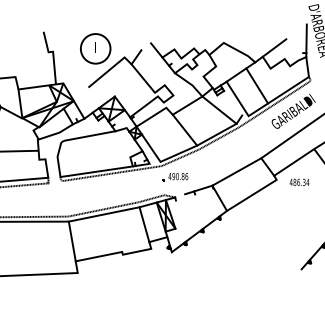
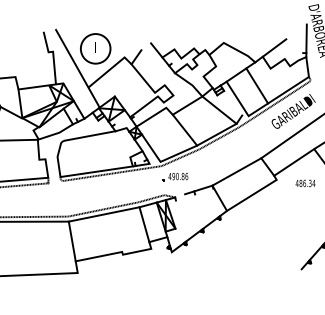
line: none -> present (77, 68)
line position: (19, 150) -> (19, 139) (19, 139)
text position: (299, 182) -> (305, 183) (305, 183)
